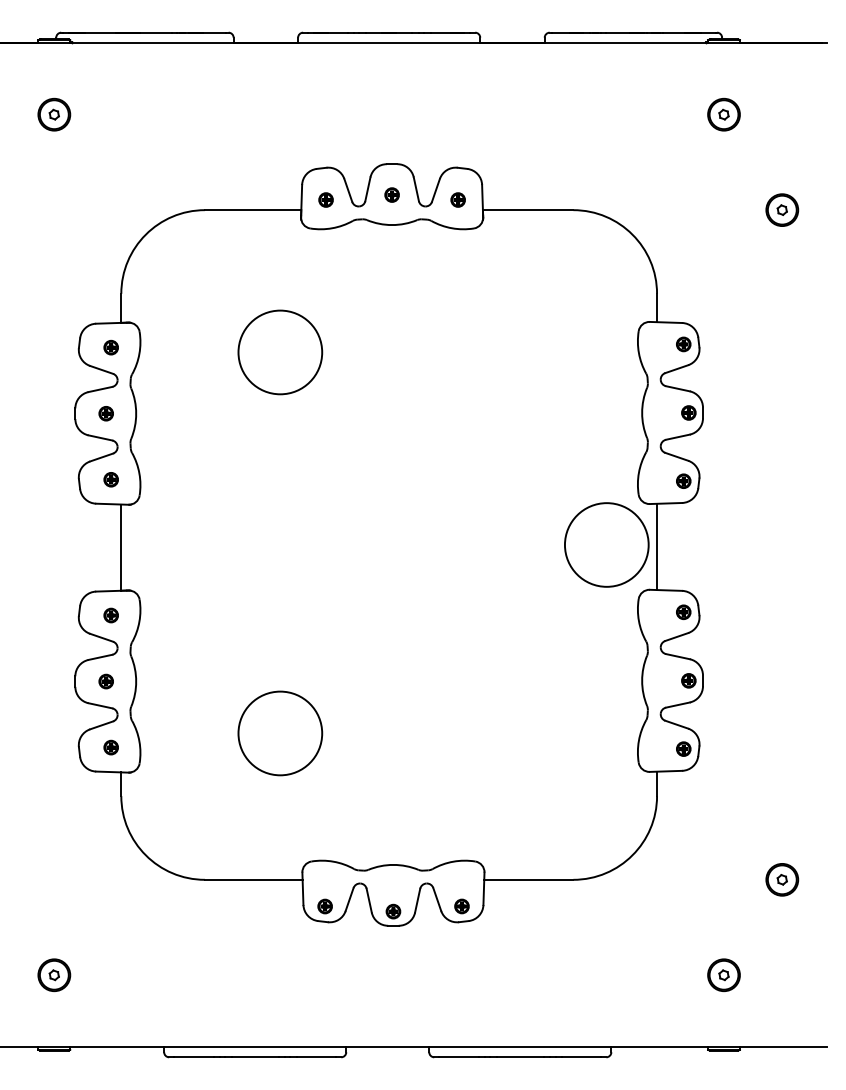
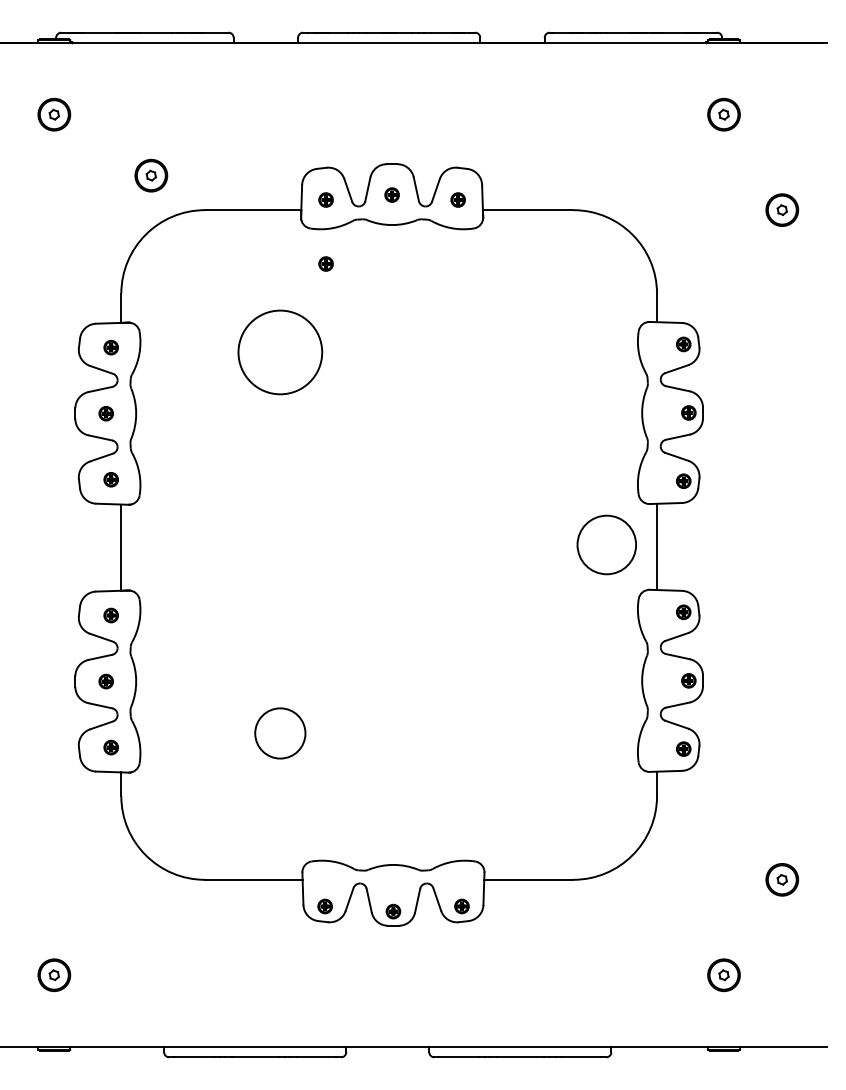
part: none -> present (151, 175)
part: none -> present (325, 263)
circle diameter: 84 px -> 59 px (606, 544)
circle diameter: 84 px -> 50 px (280, 733)
